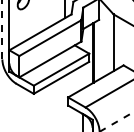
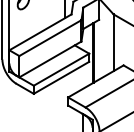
line: dashed -> solid (2, 29)
line: dashed -> solid (116, 121)
